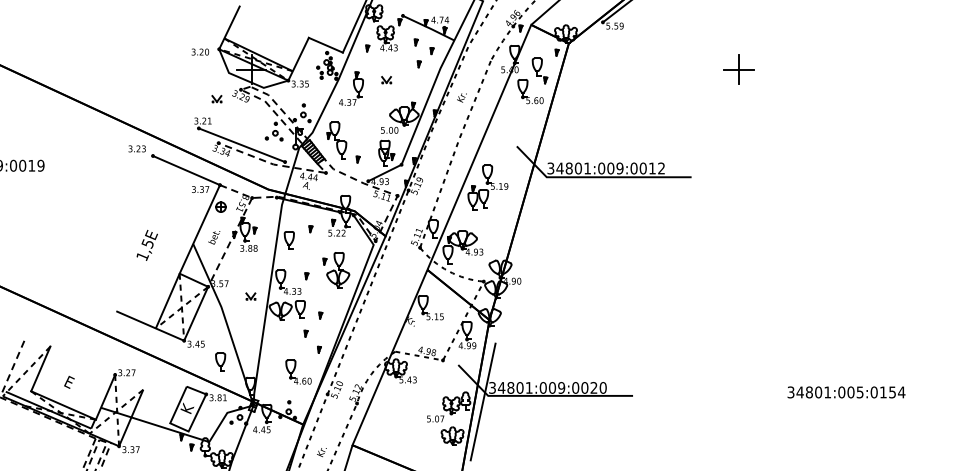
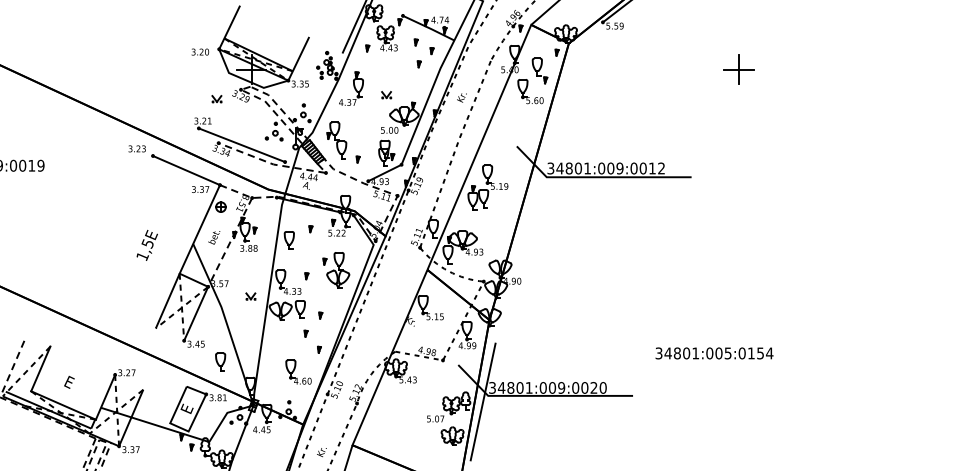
line: present -> none (325, 44)
part position: (386, 80) -> (386, 95) (386, 95)
line: present -> none (150, 325)
text position: (846, 392) -> (714, 353) (714, 353)
text: K -> E (187, 407)
